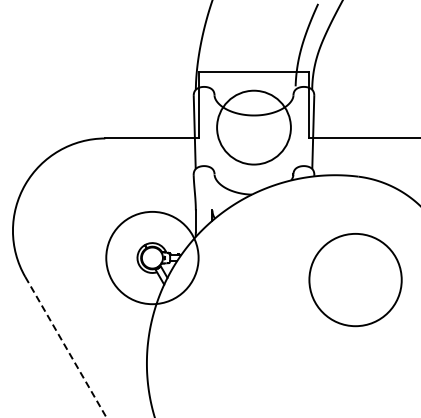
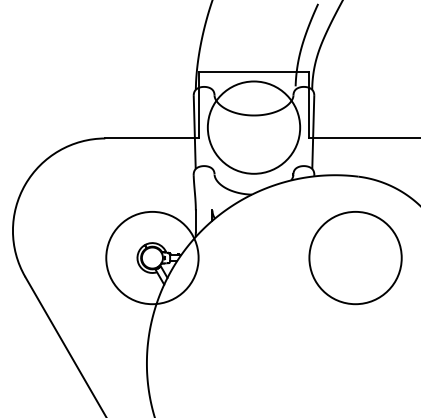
circle diameter: 74 px -> 92 px (253, 127)
circle position: (355, 280) -> (355, 258) (355, 258)
line: dashed -> solid (66, 347)
